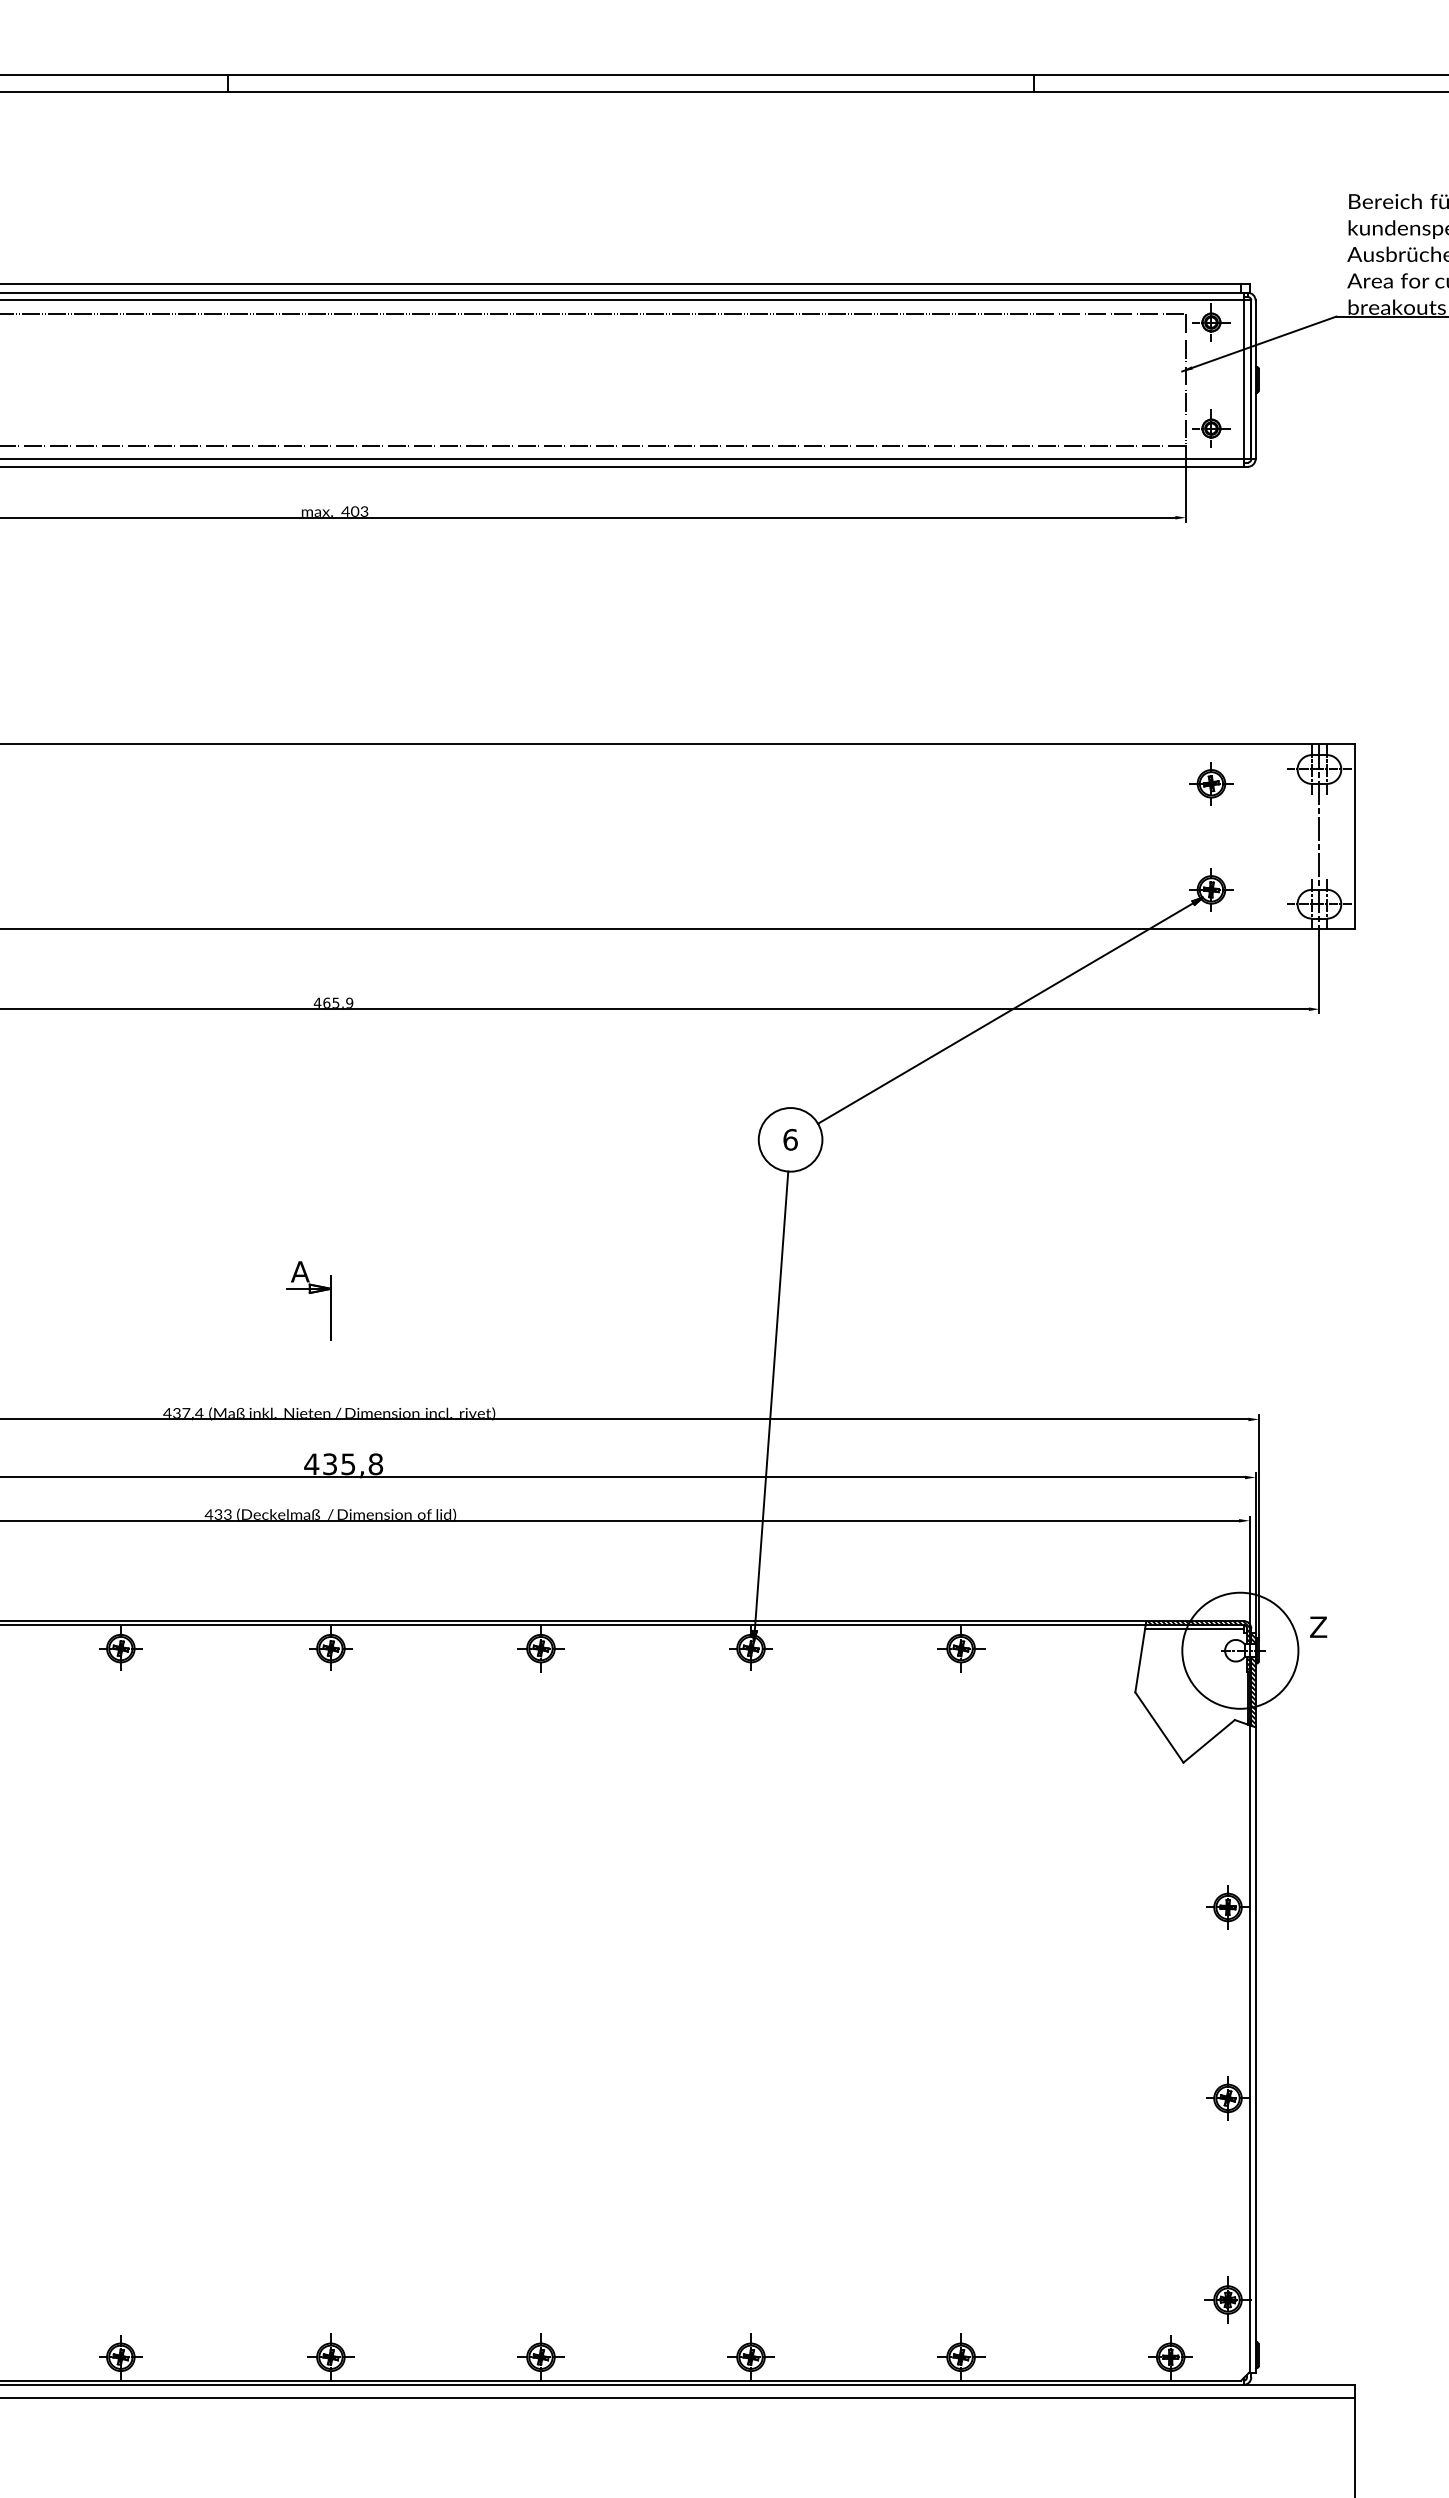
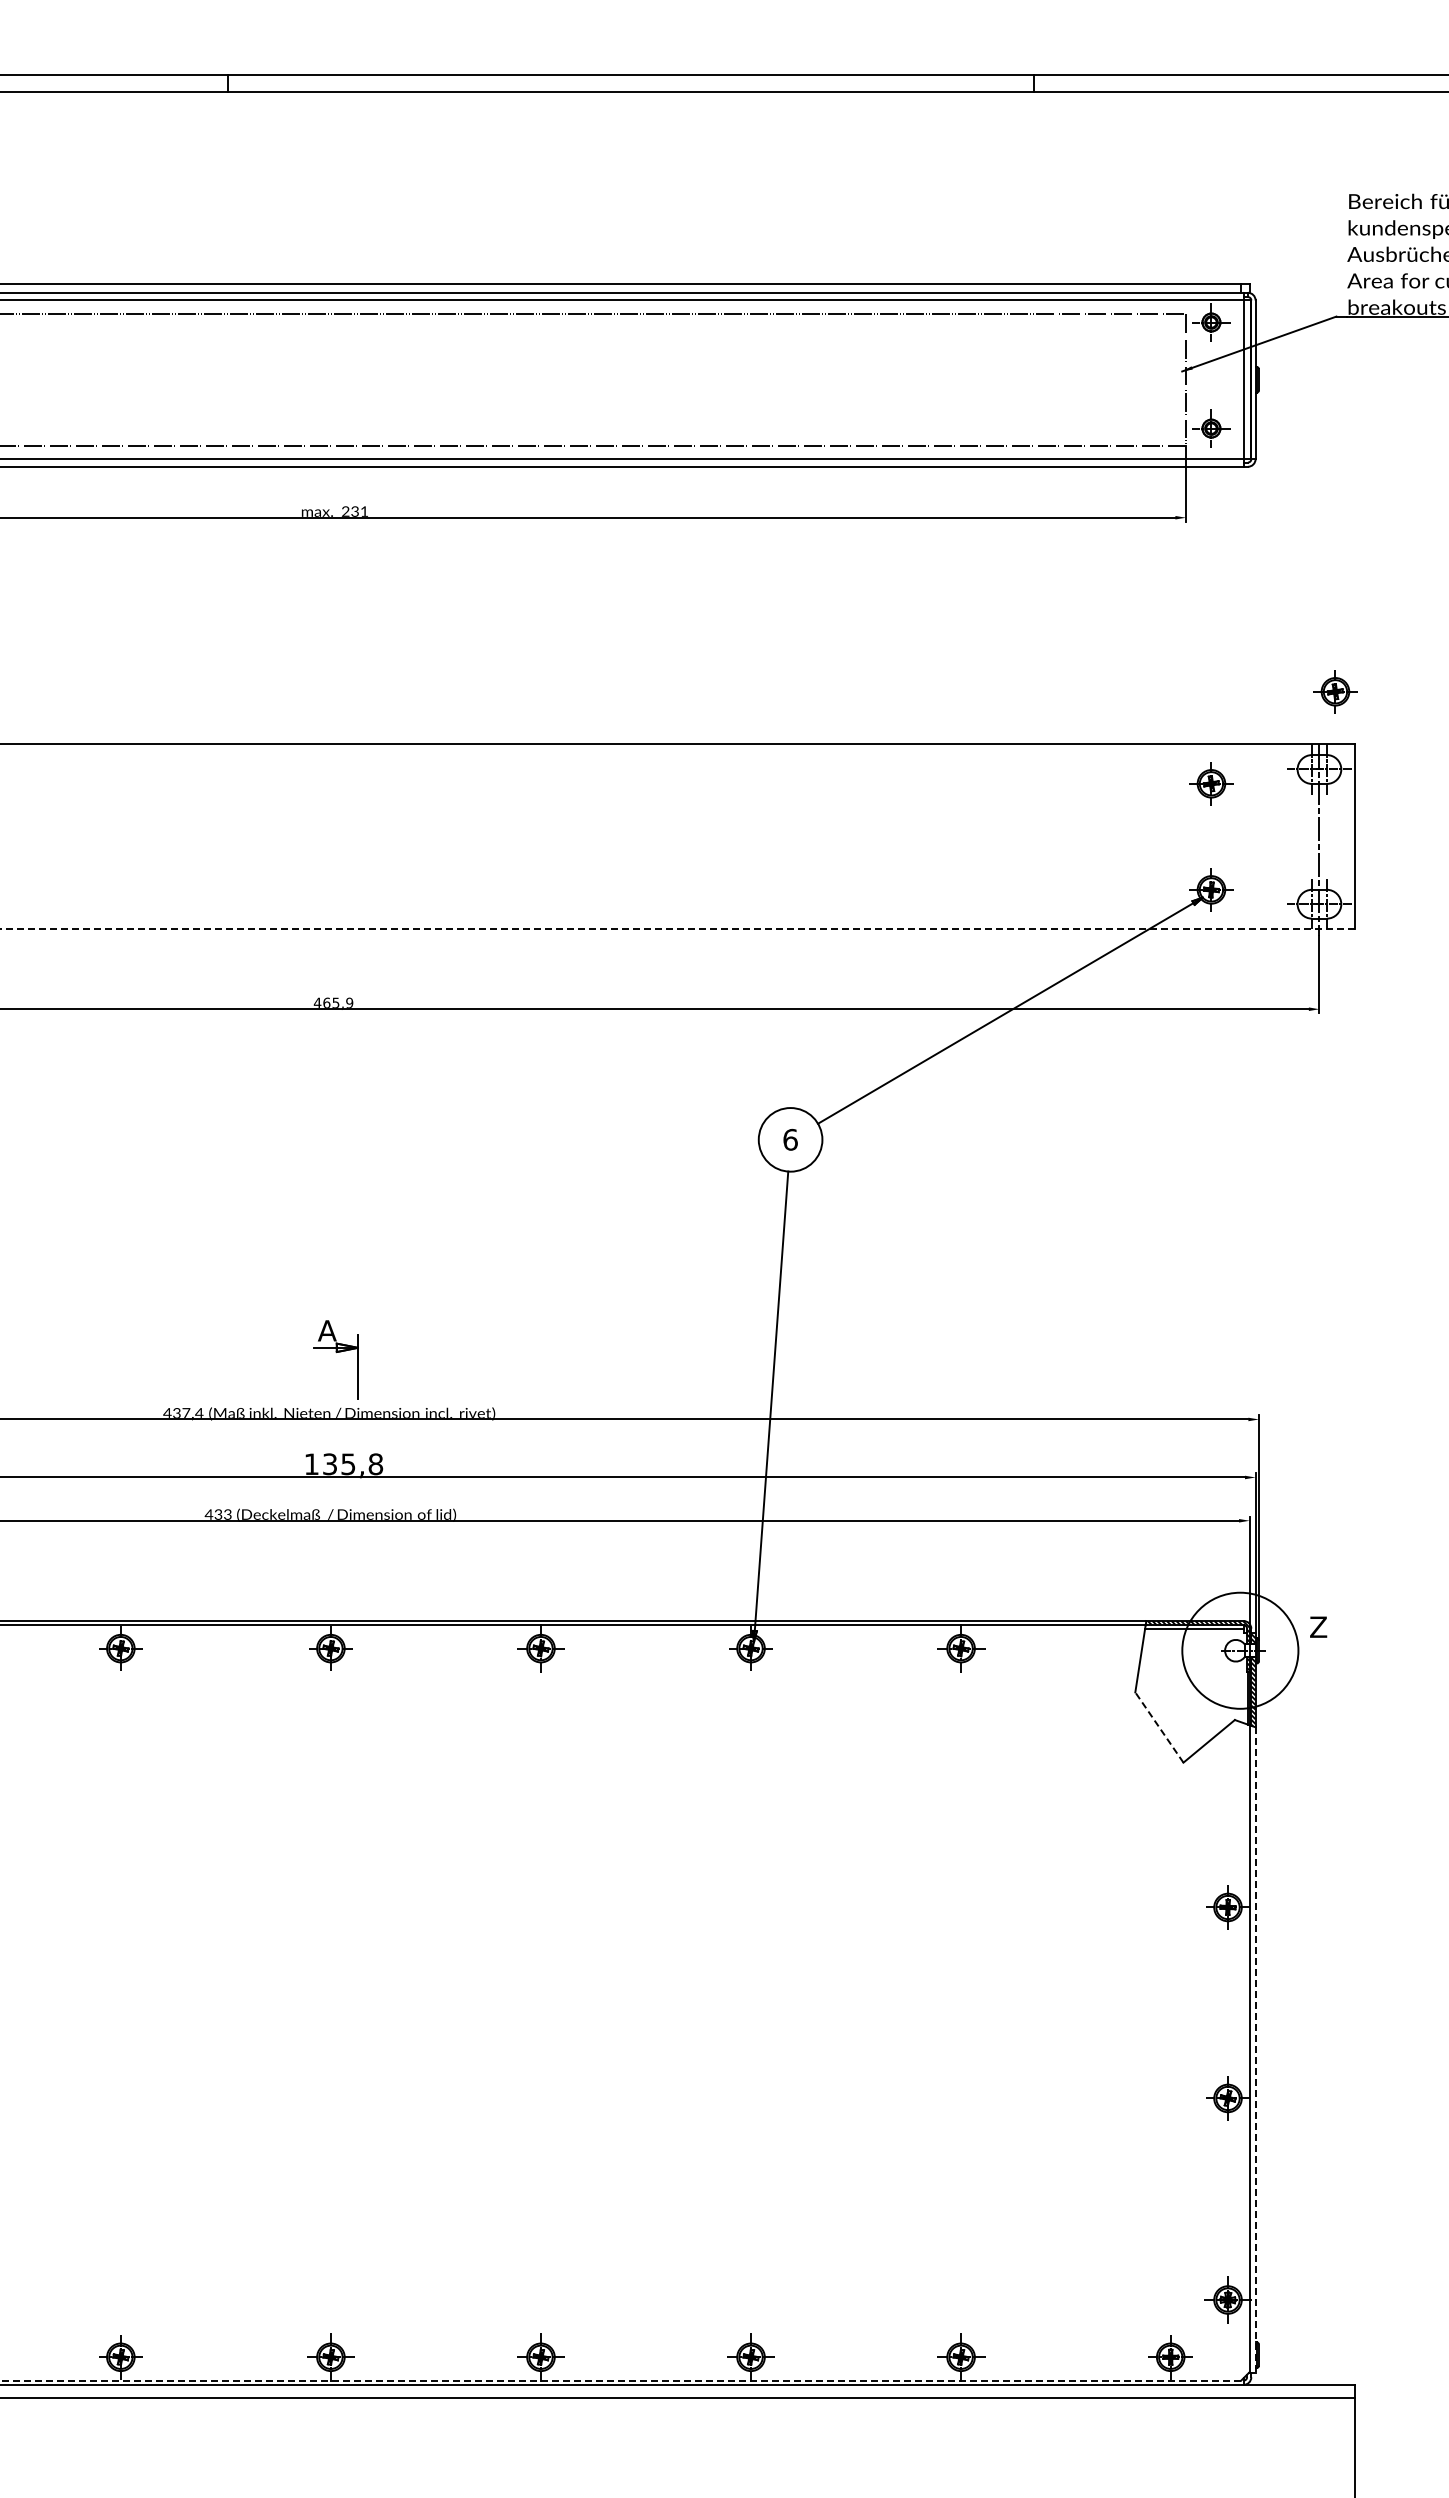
text: 403 -> 231 (354, 511)
part: none -> present (1335, 691)
line: solid -> dashed (677, 929)
part position: (308, 1293) -> (335, 1352) (335, 1352)
text: 435,8 -> 135,8 (311, 1463)
line: solid -> dashed (1159, 1727)
line: solid -> dashed (1255, 2050)
line: solid -> dashed (620, 2380)
